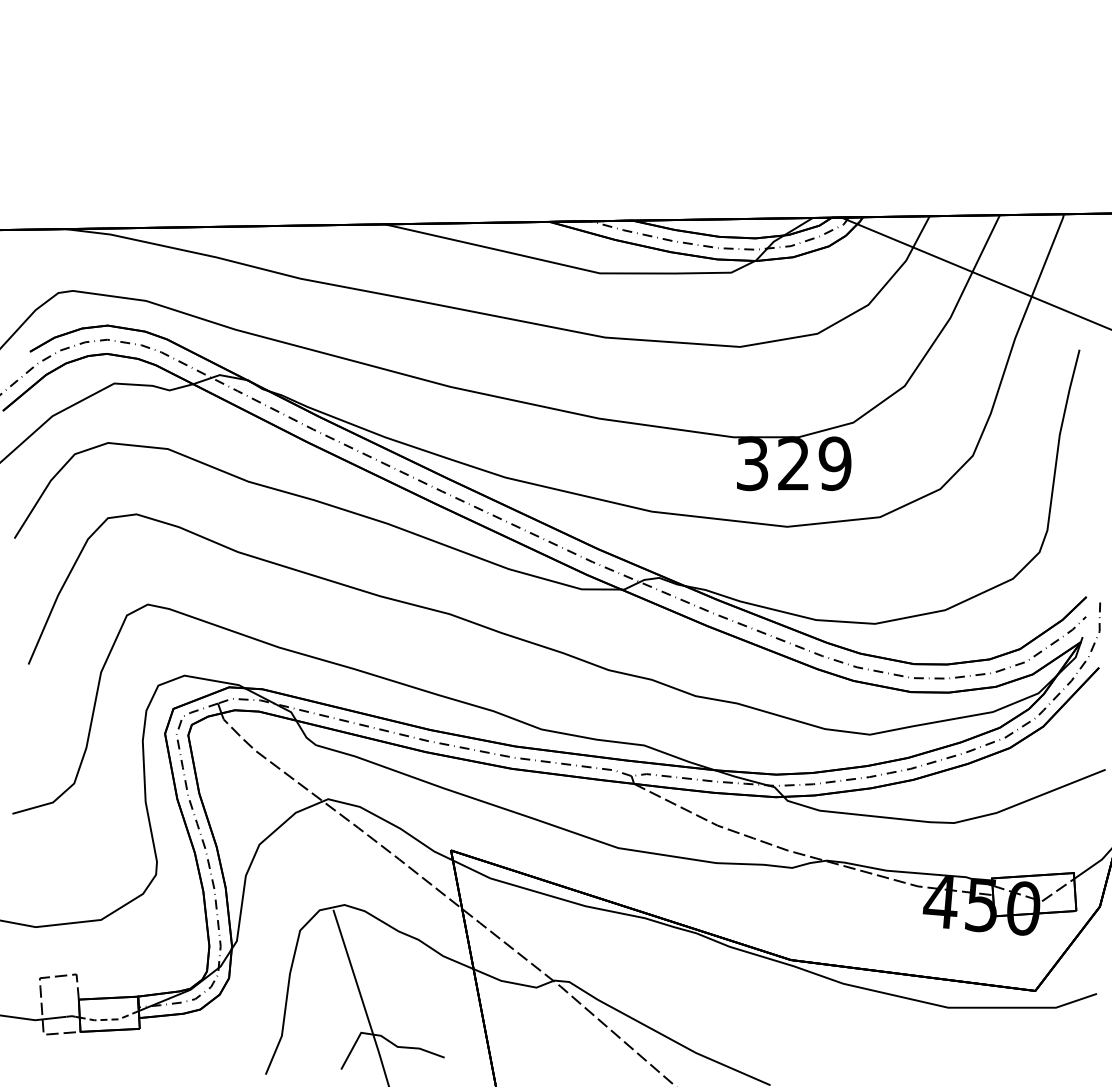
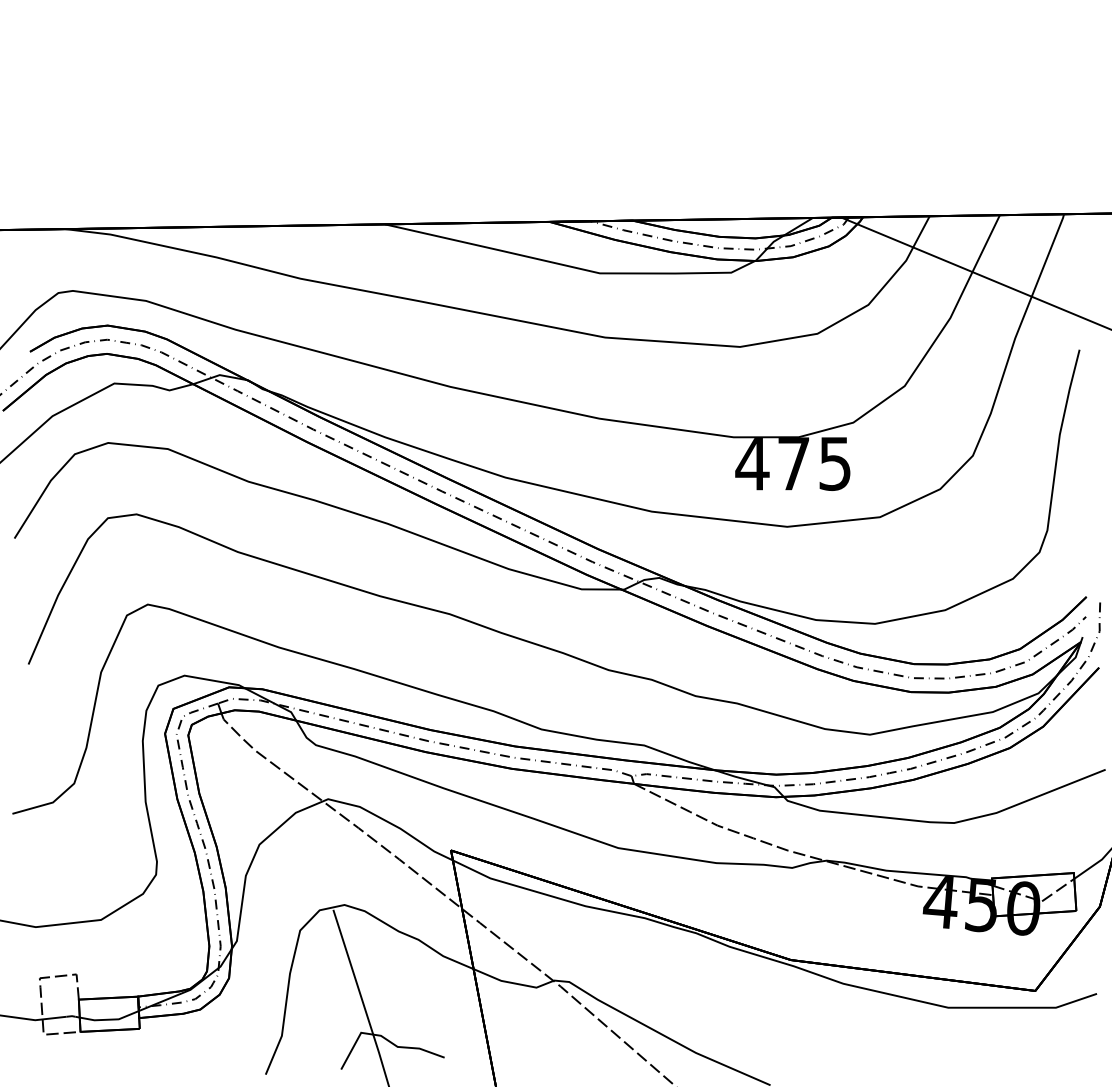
text: 329 -> 475 (793, 463)
line: dashed -> solid (110, 1019)
